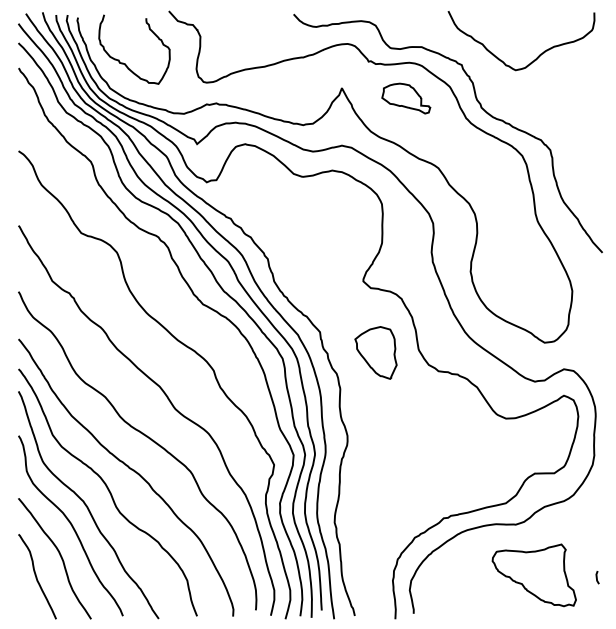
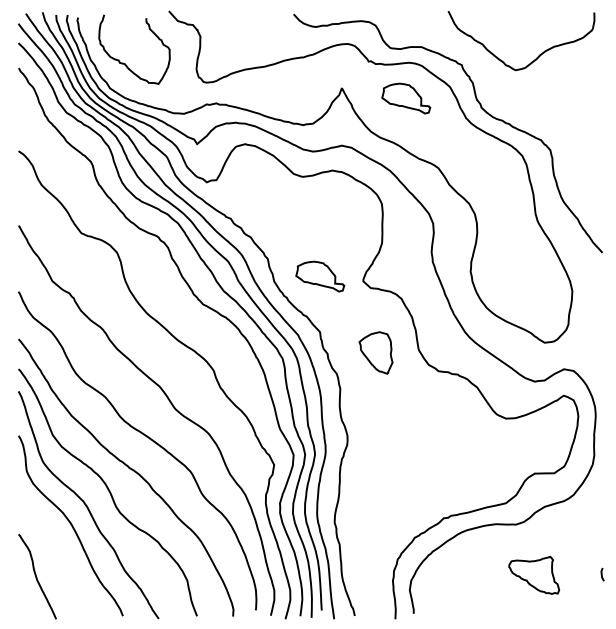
part: none -> present (320, 276)
part size: 44x54 px -> 36x44 px (375, 352)
curve: present -> none (59, 555)
part size: 86x65 px -> 53x39 px (534, 575)
line position: (597, 577) -> (602, 574) (602, 574)
